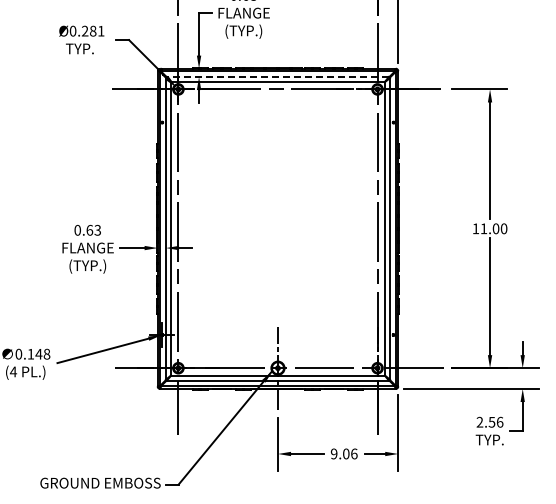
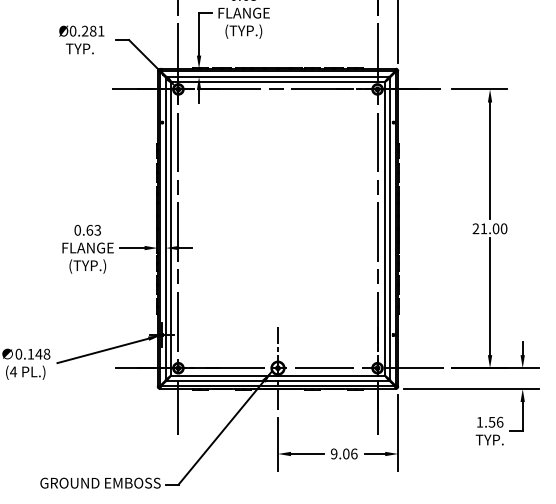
line: dashed -> solid (277, 76)
text: 11.00 -> 21.00 (475, 228)
text: 2.56 -> 1.56 (479, 421)
